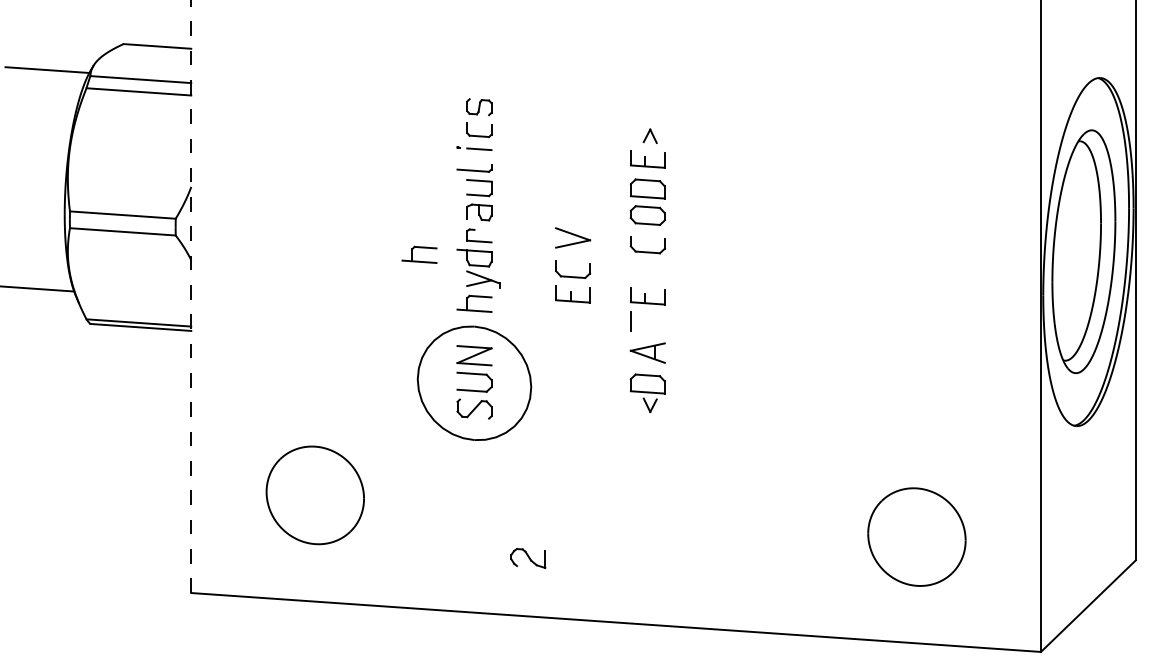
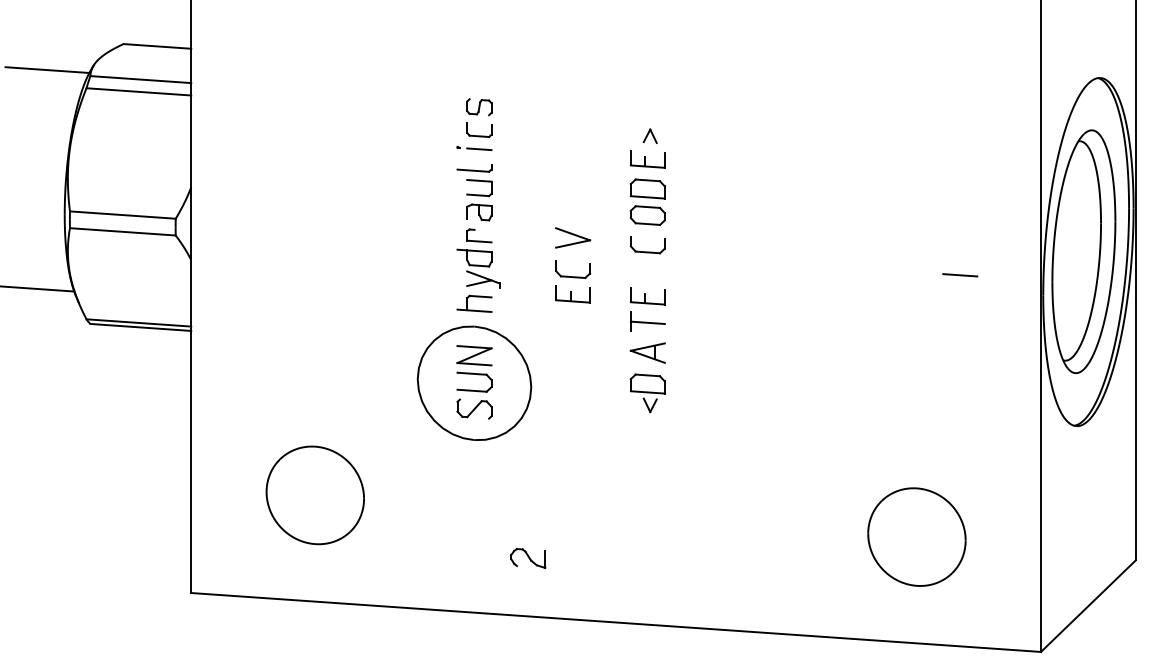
part: present -> none (419, 254)
line: none -> present (960, 275)
line: dashed -> solid (191, 296)
line: none -> present (647, 322)
